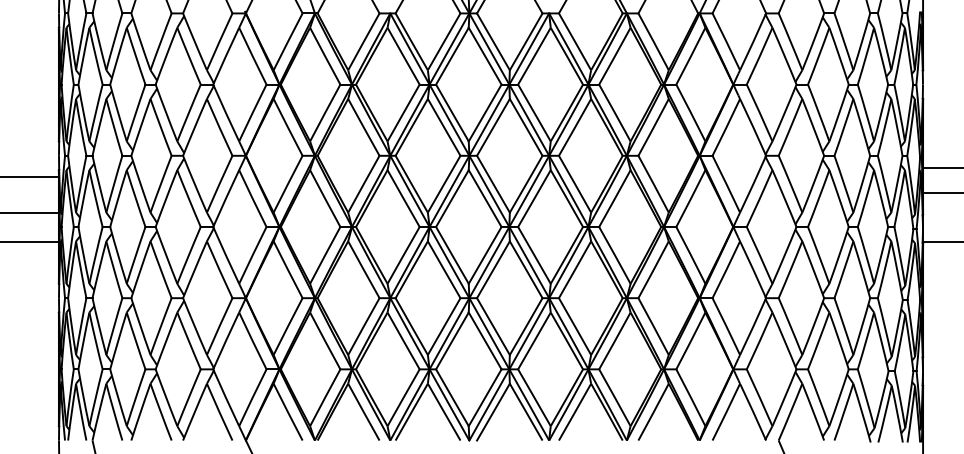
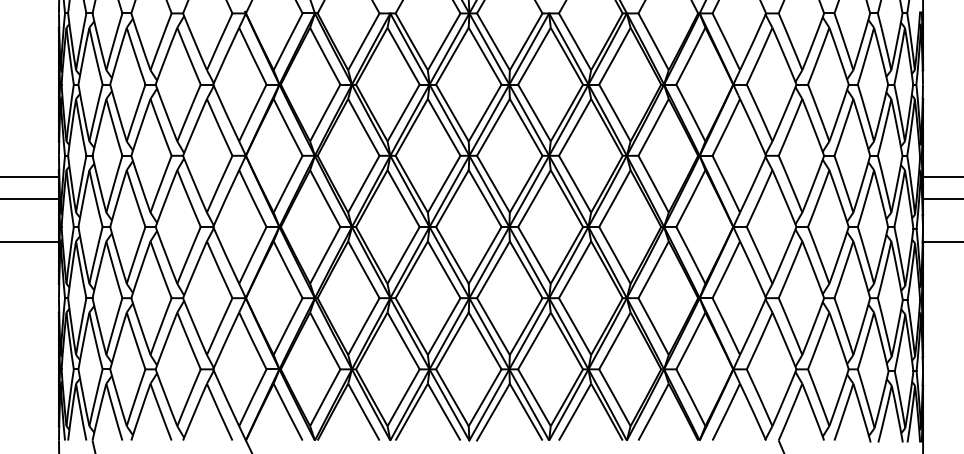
line position: (941, 168) -> (941, 177) (941, 177)
line position: (941, 192) -> (941, 198) (941, 198)
line position: (30, 212) -> (30, 198) (30, 198)
